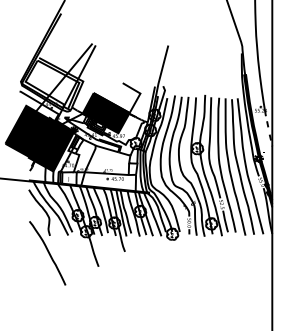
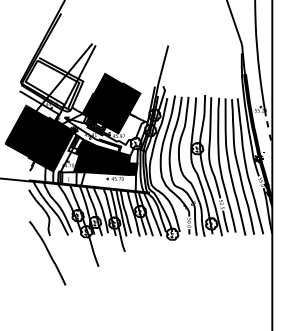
fill: none -> present (116, 92)
fill: none -> present (105, 157)
